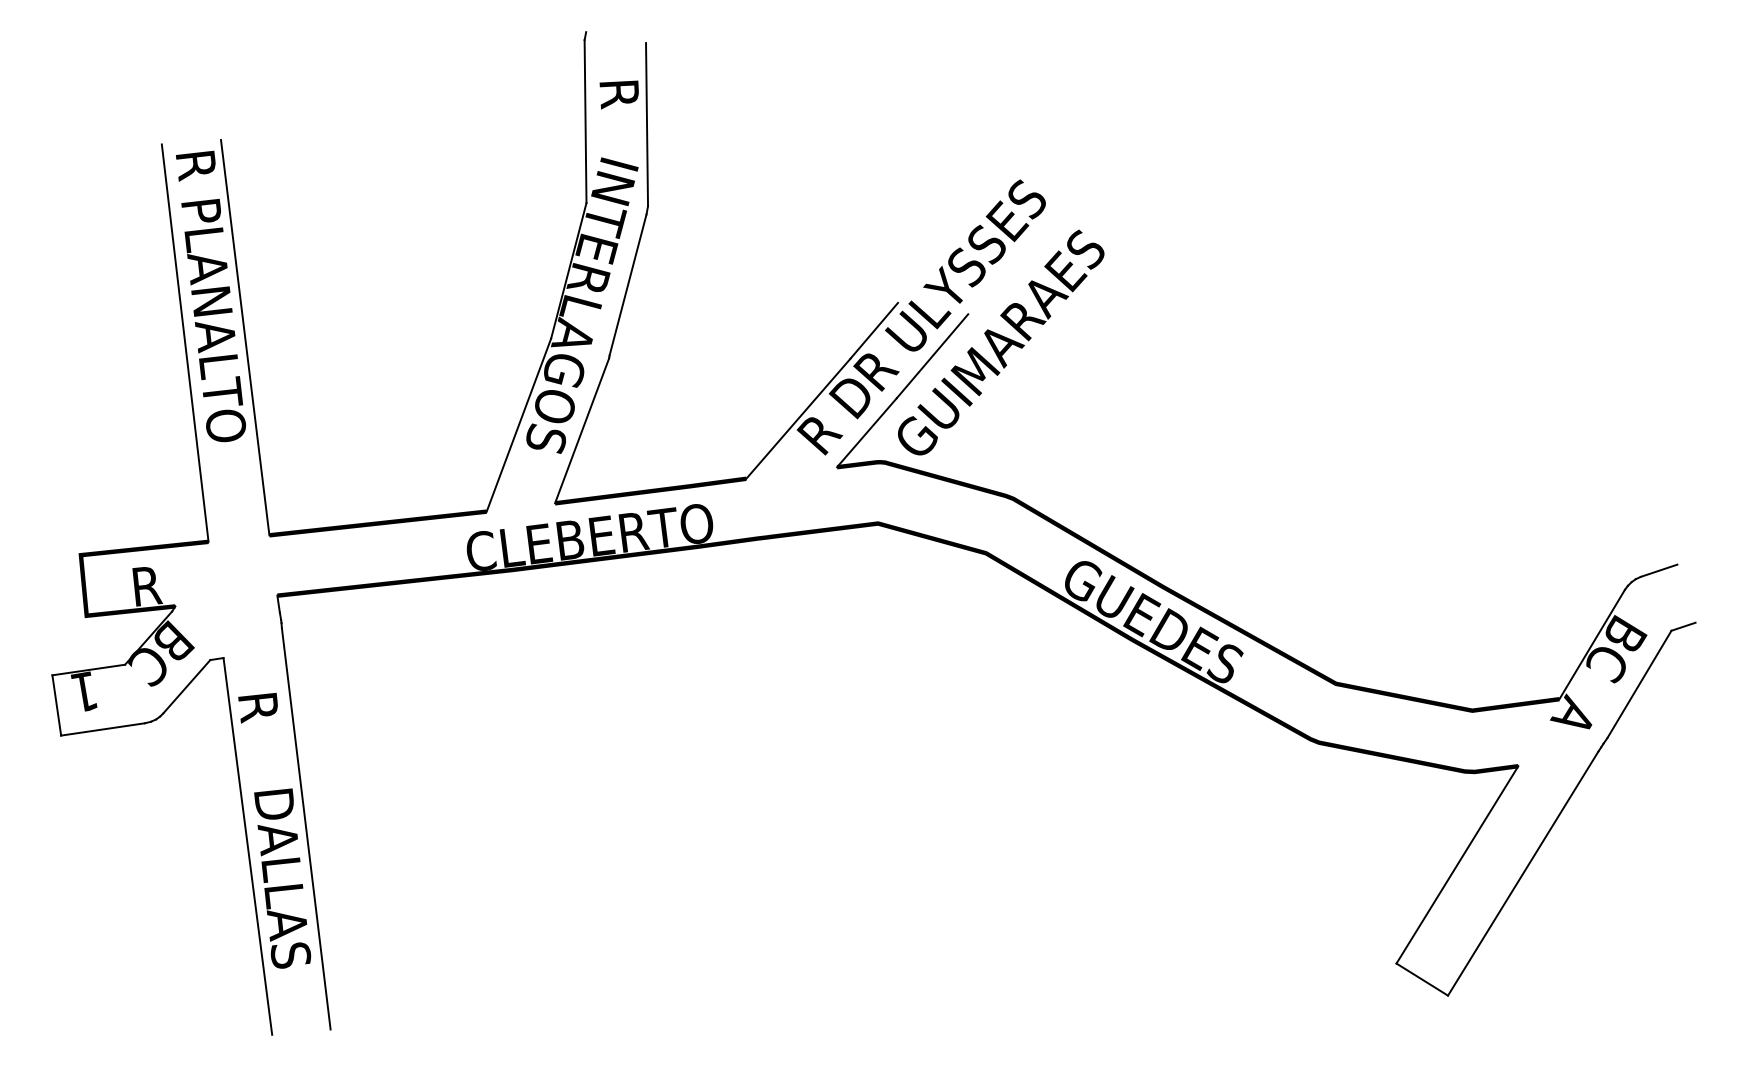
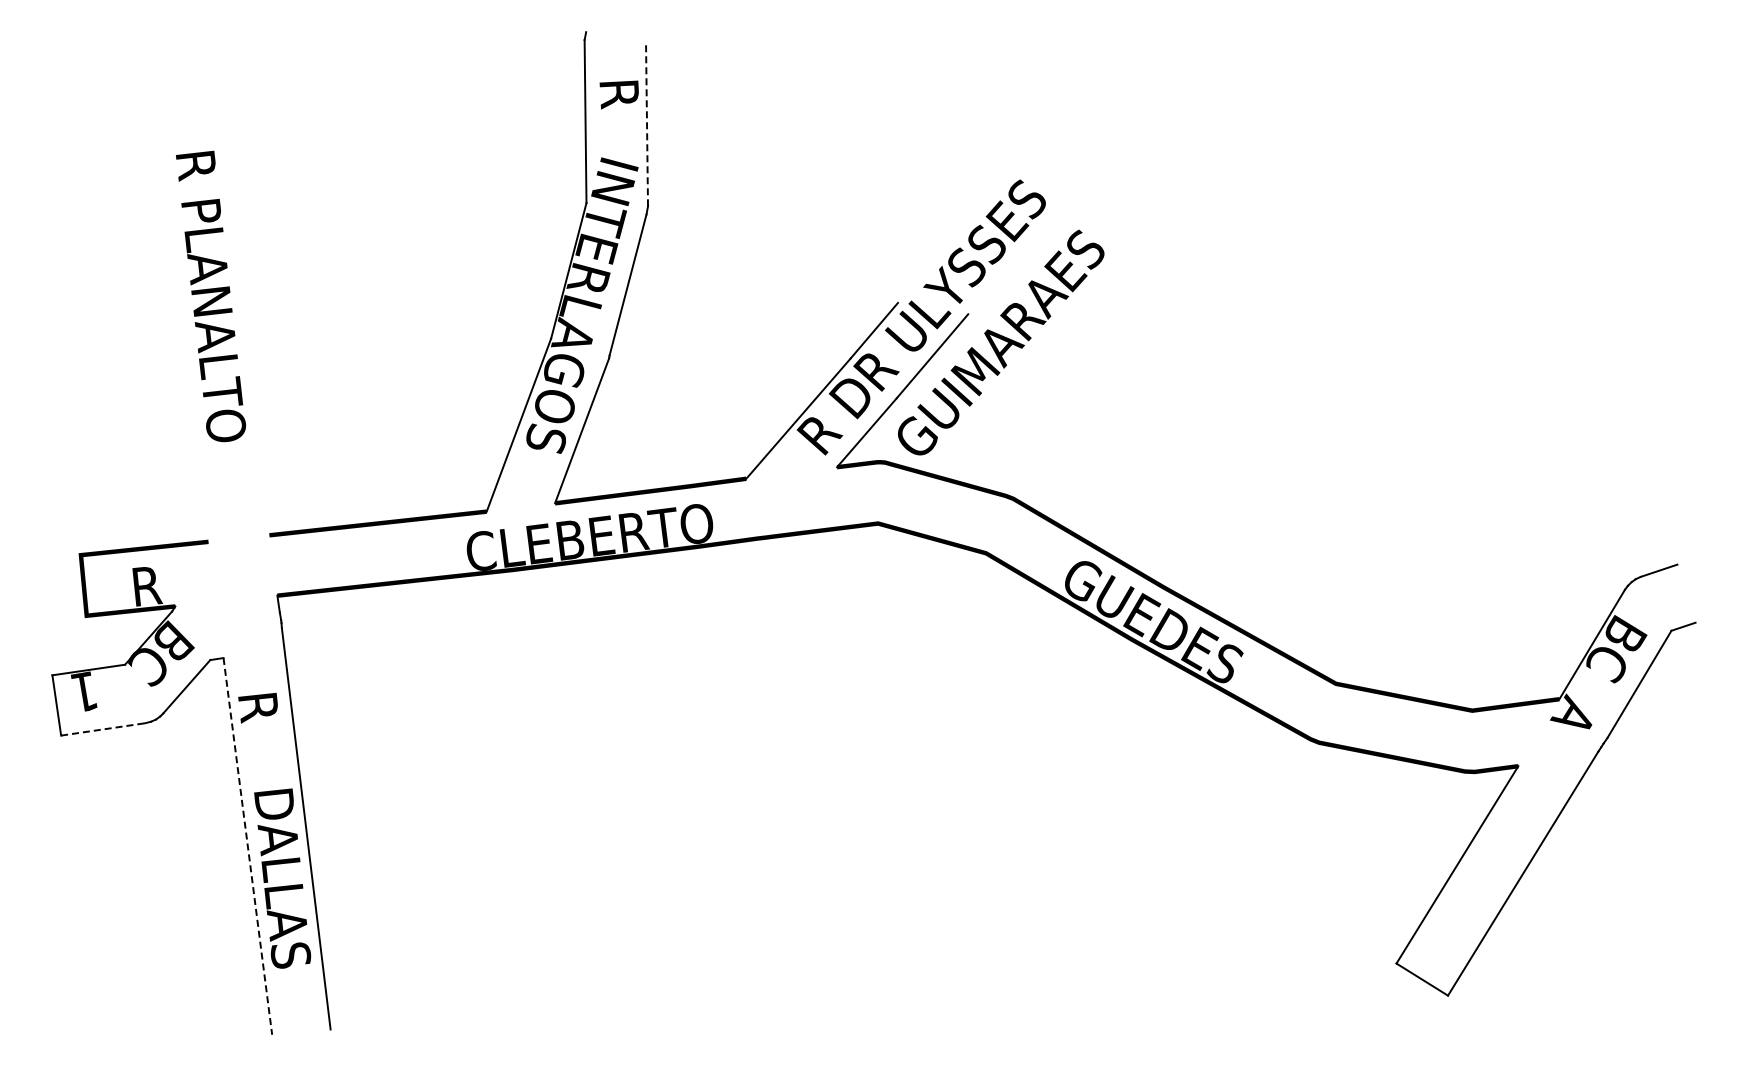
line: solid -> dashed (647, 124)
line: present -> none (245, 337)
line: present -> none (184, 342)
line: solid -> dashed (103, 729)
line: solid -> dashed (247, 846)
